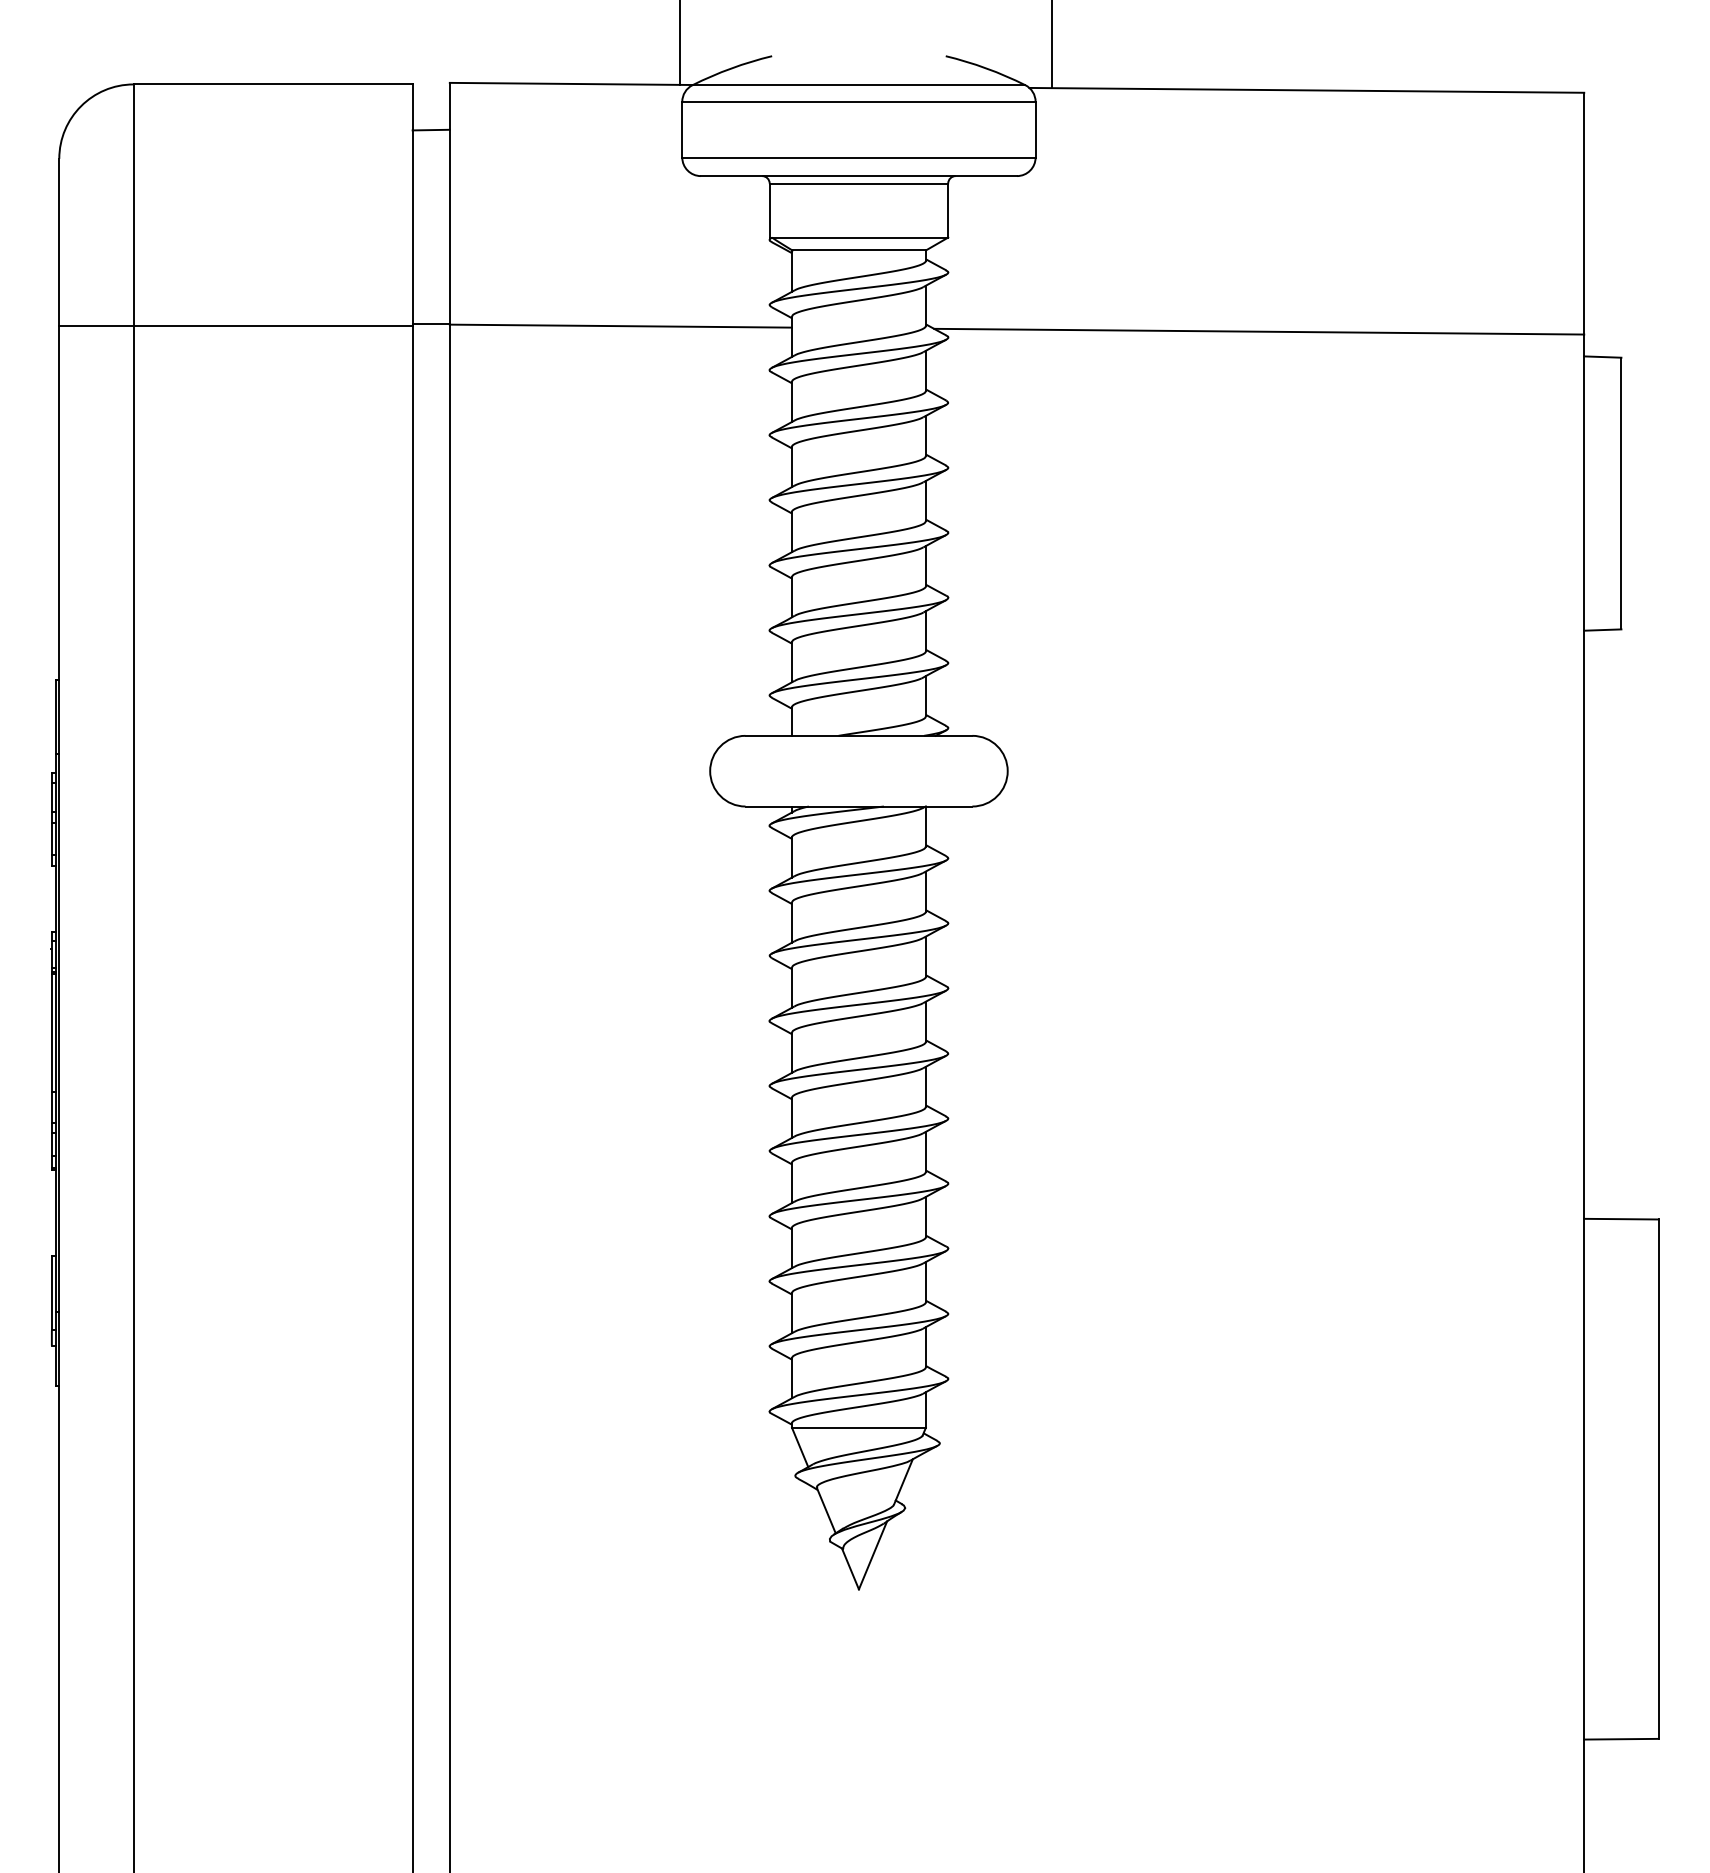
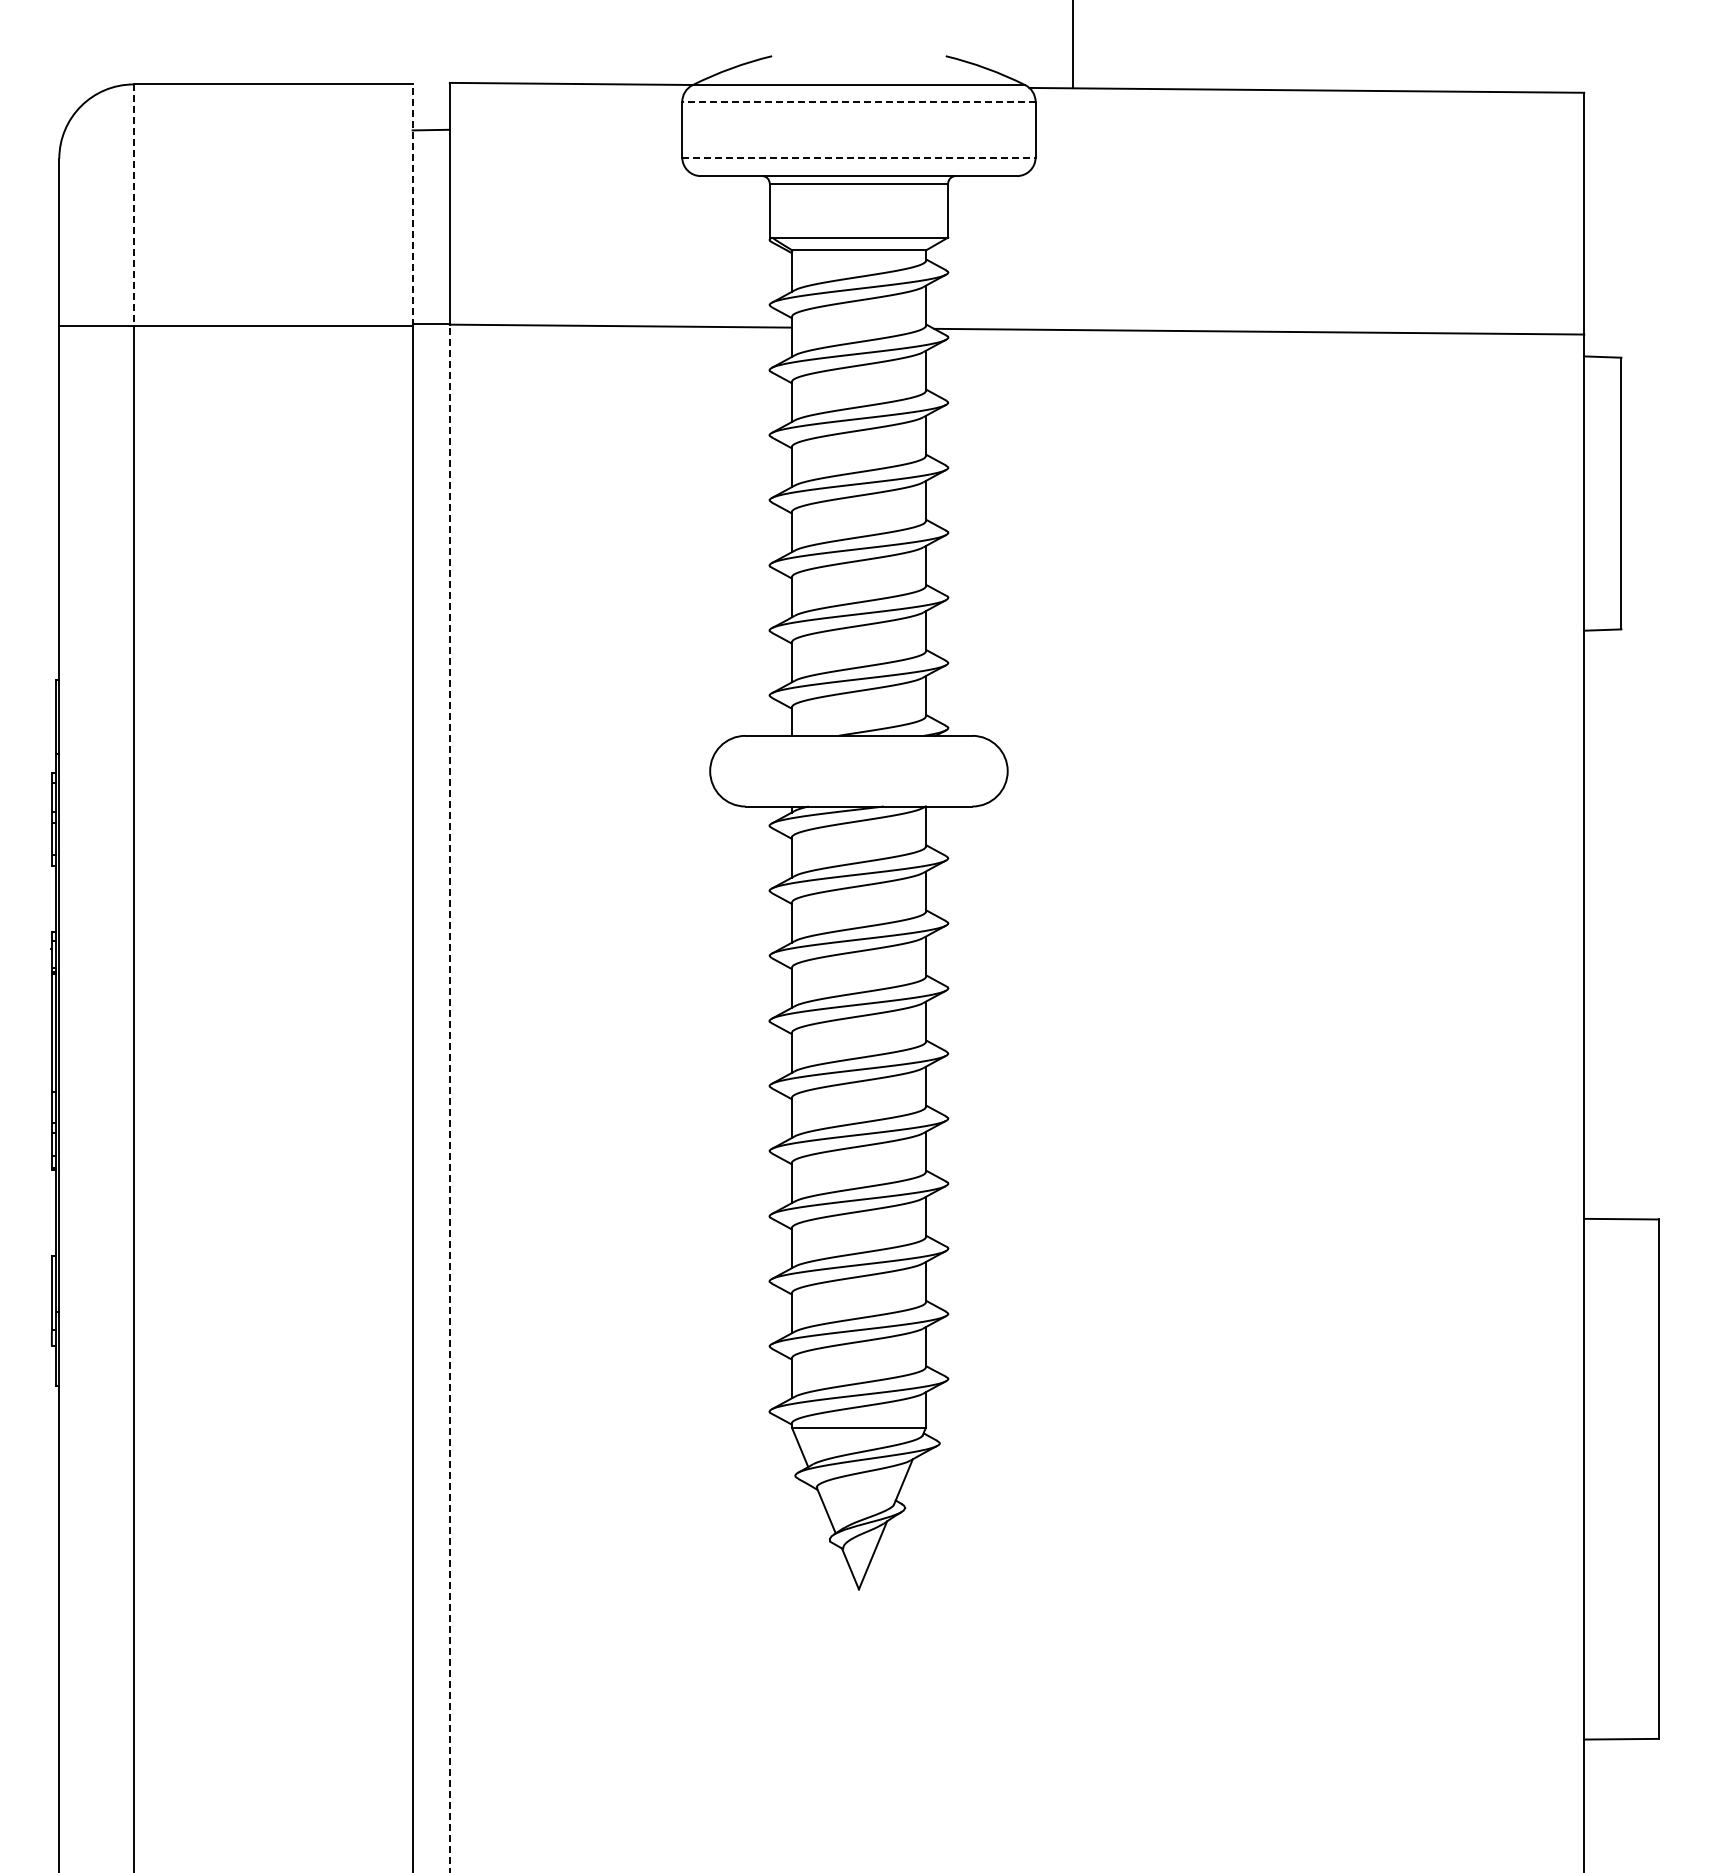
line: present -> none (680, 43)
line position: (1052, 45) -> (1073, 45) (1073, 45)
line: solid -> dashed (858, 101)
line: solid -> dashed (858, 157)
line: solid -> dashed (133, 205)
line: solid -> dashed (412, 205)
line: solid -> dashed (449, 1098)
